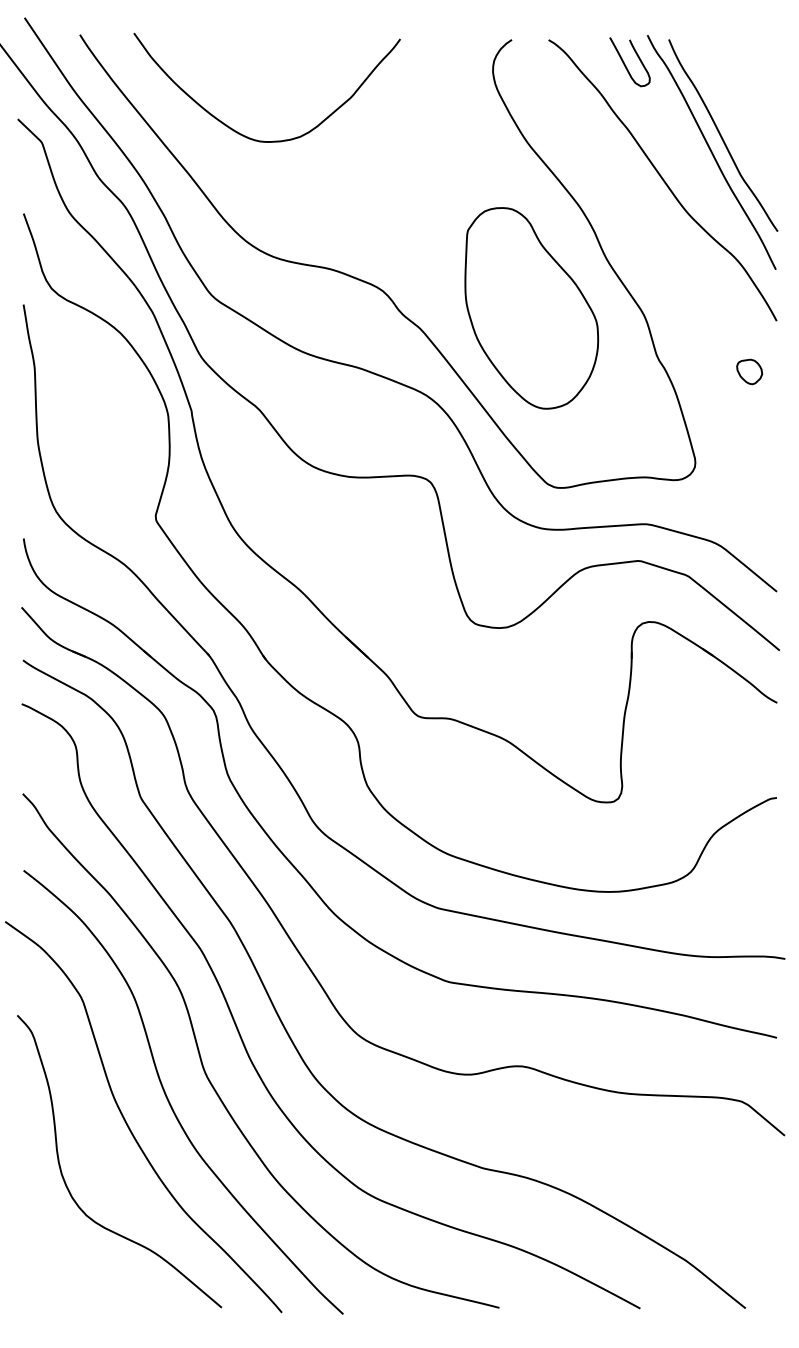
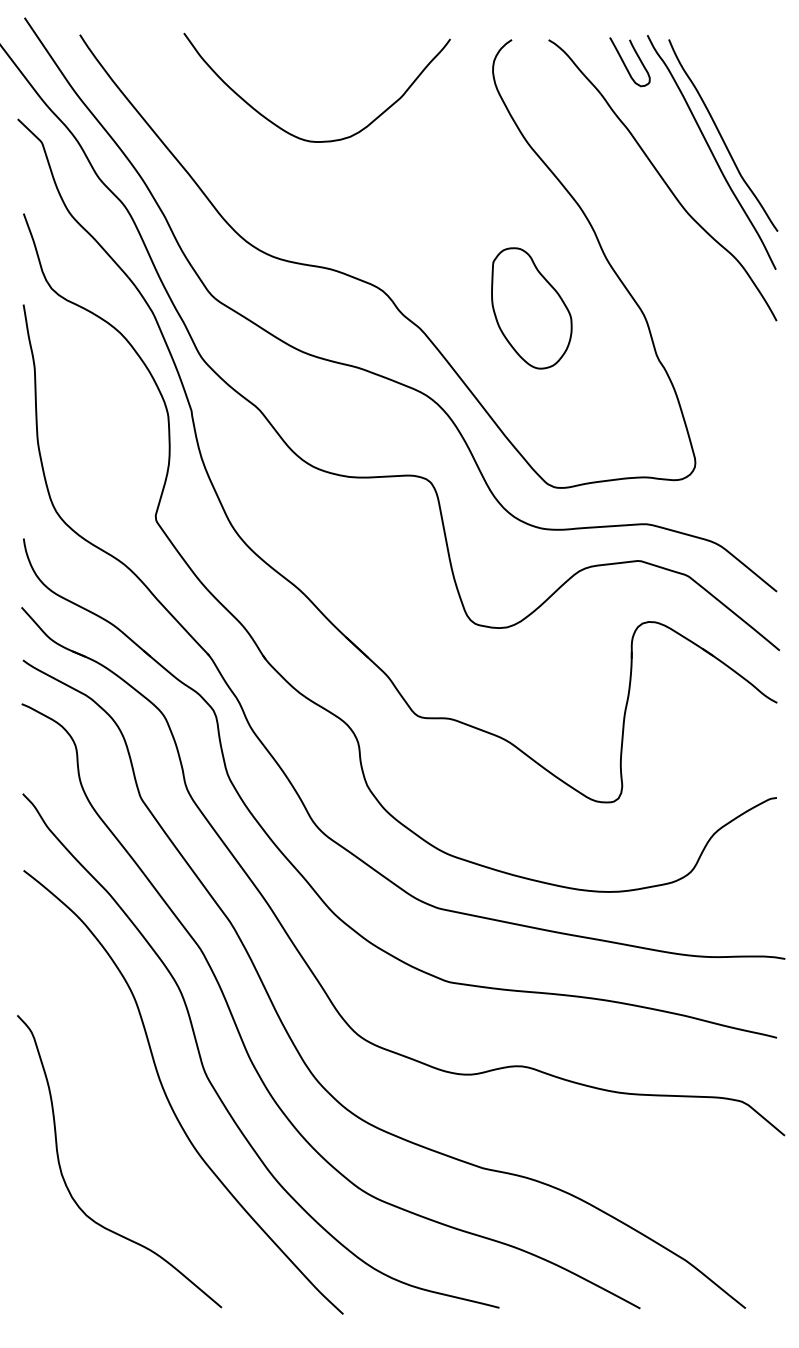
curve position: (243, 134) -> (293, 134) (293, 134)
part size: 136x203 px -> 82x123 px (531, 308)
part: present -> none (749, 371)
curve: present -> none (128, 1124)
